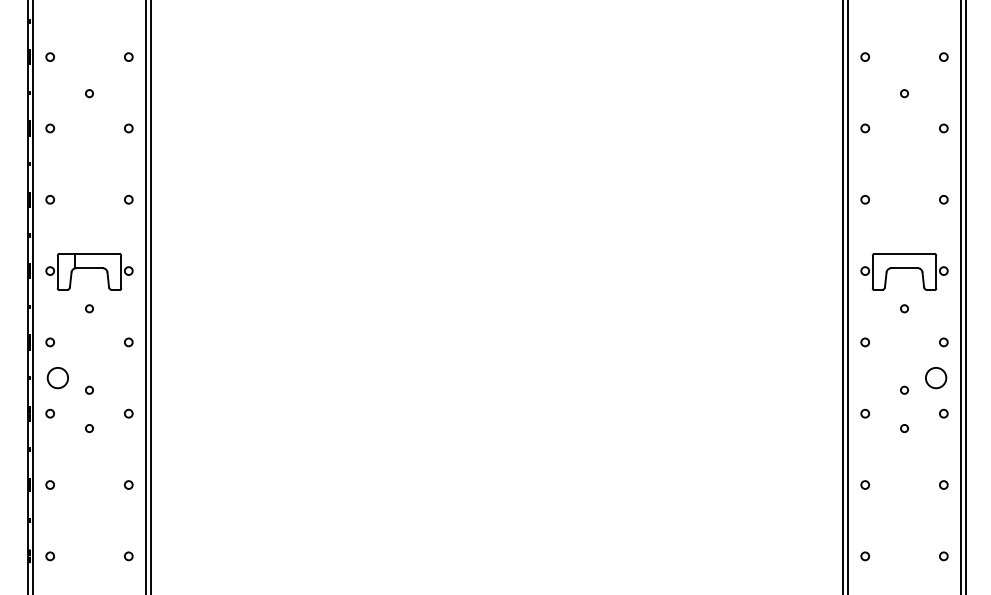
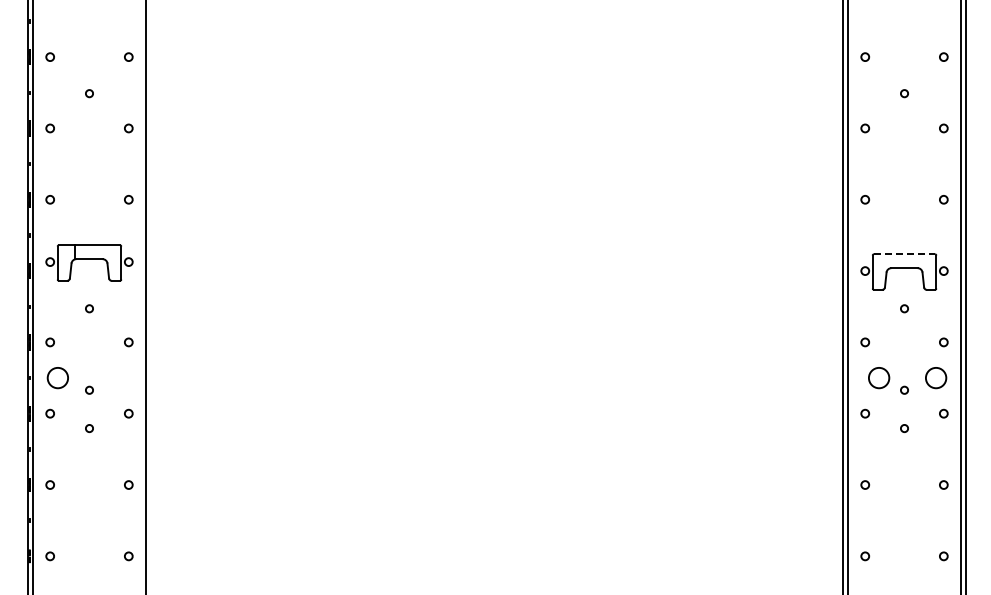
line: solid -> dashed (904, 254)
part position: (89, 271) -> (89, 262) (89, 262)
line: present -> none (150, 296)
circle: none -> present (879, 378)
